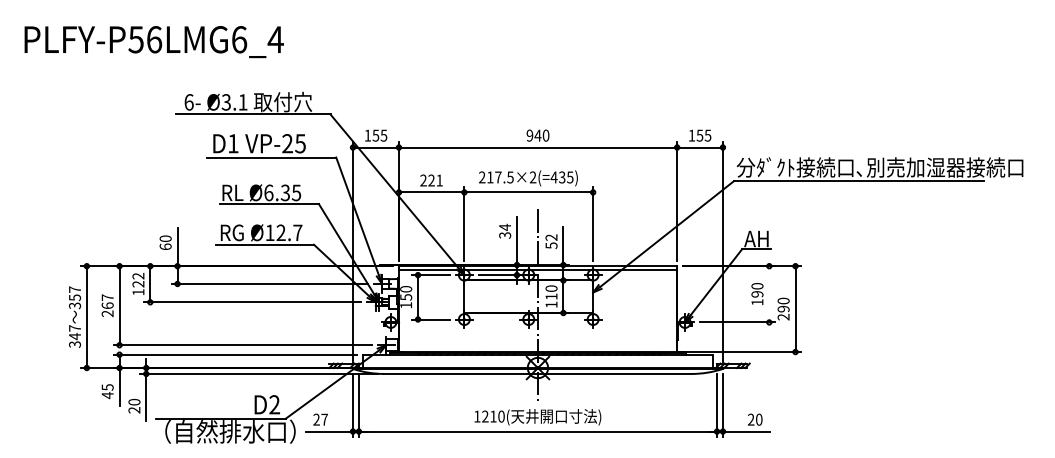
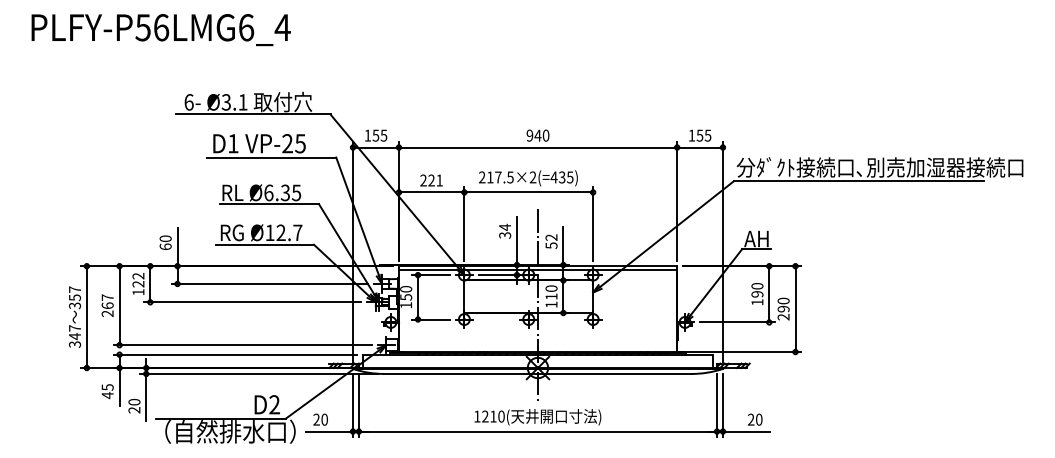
text position: (153, 42) -> (160, 30) (160, 30)
line: none -> present (769, 294)
text: 27 -> 20 (324, 419)
